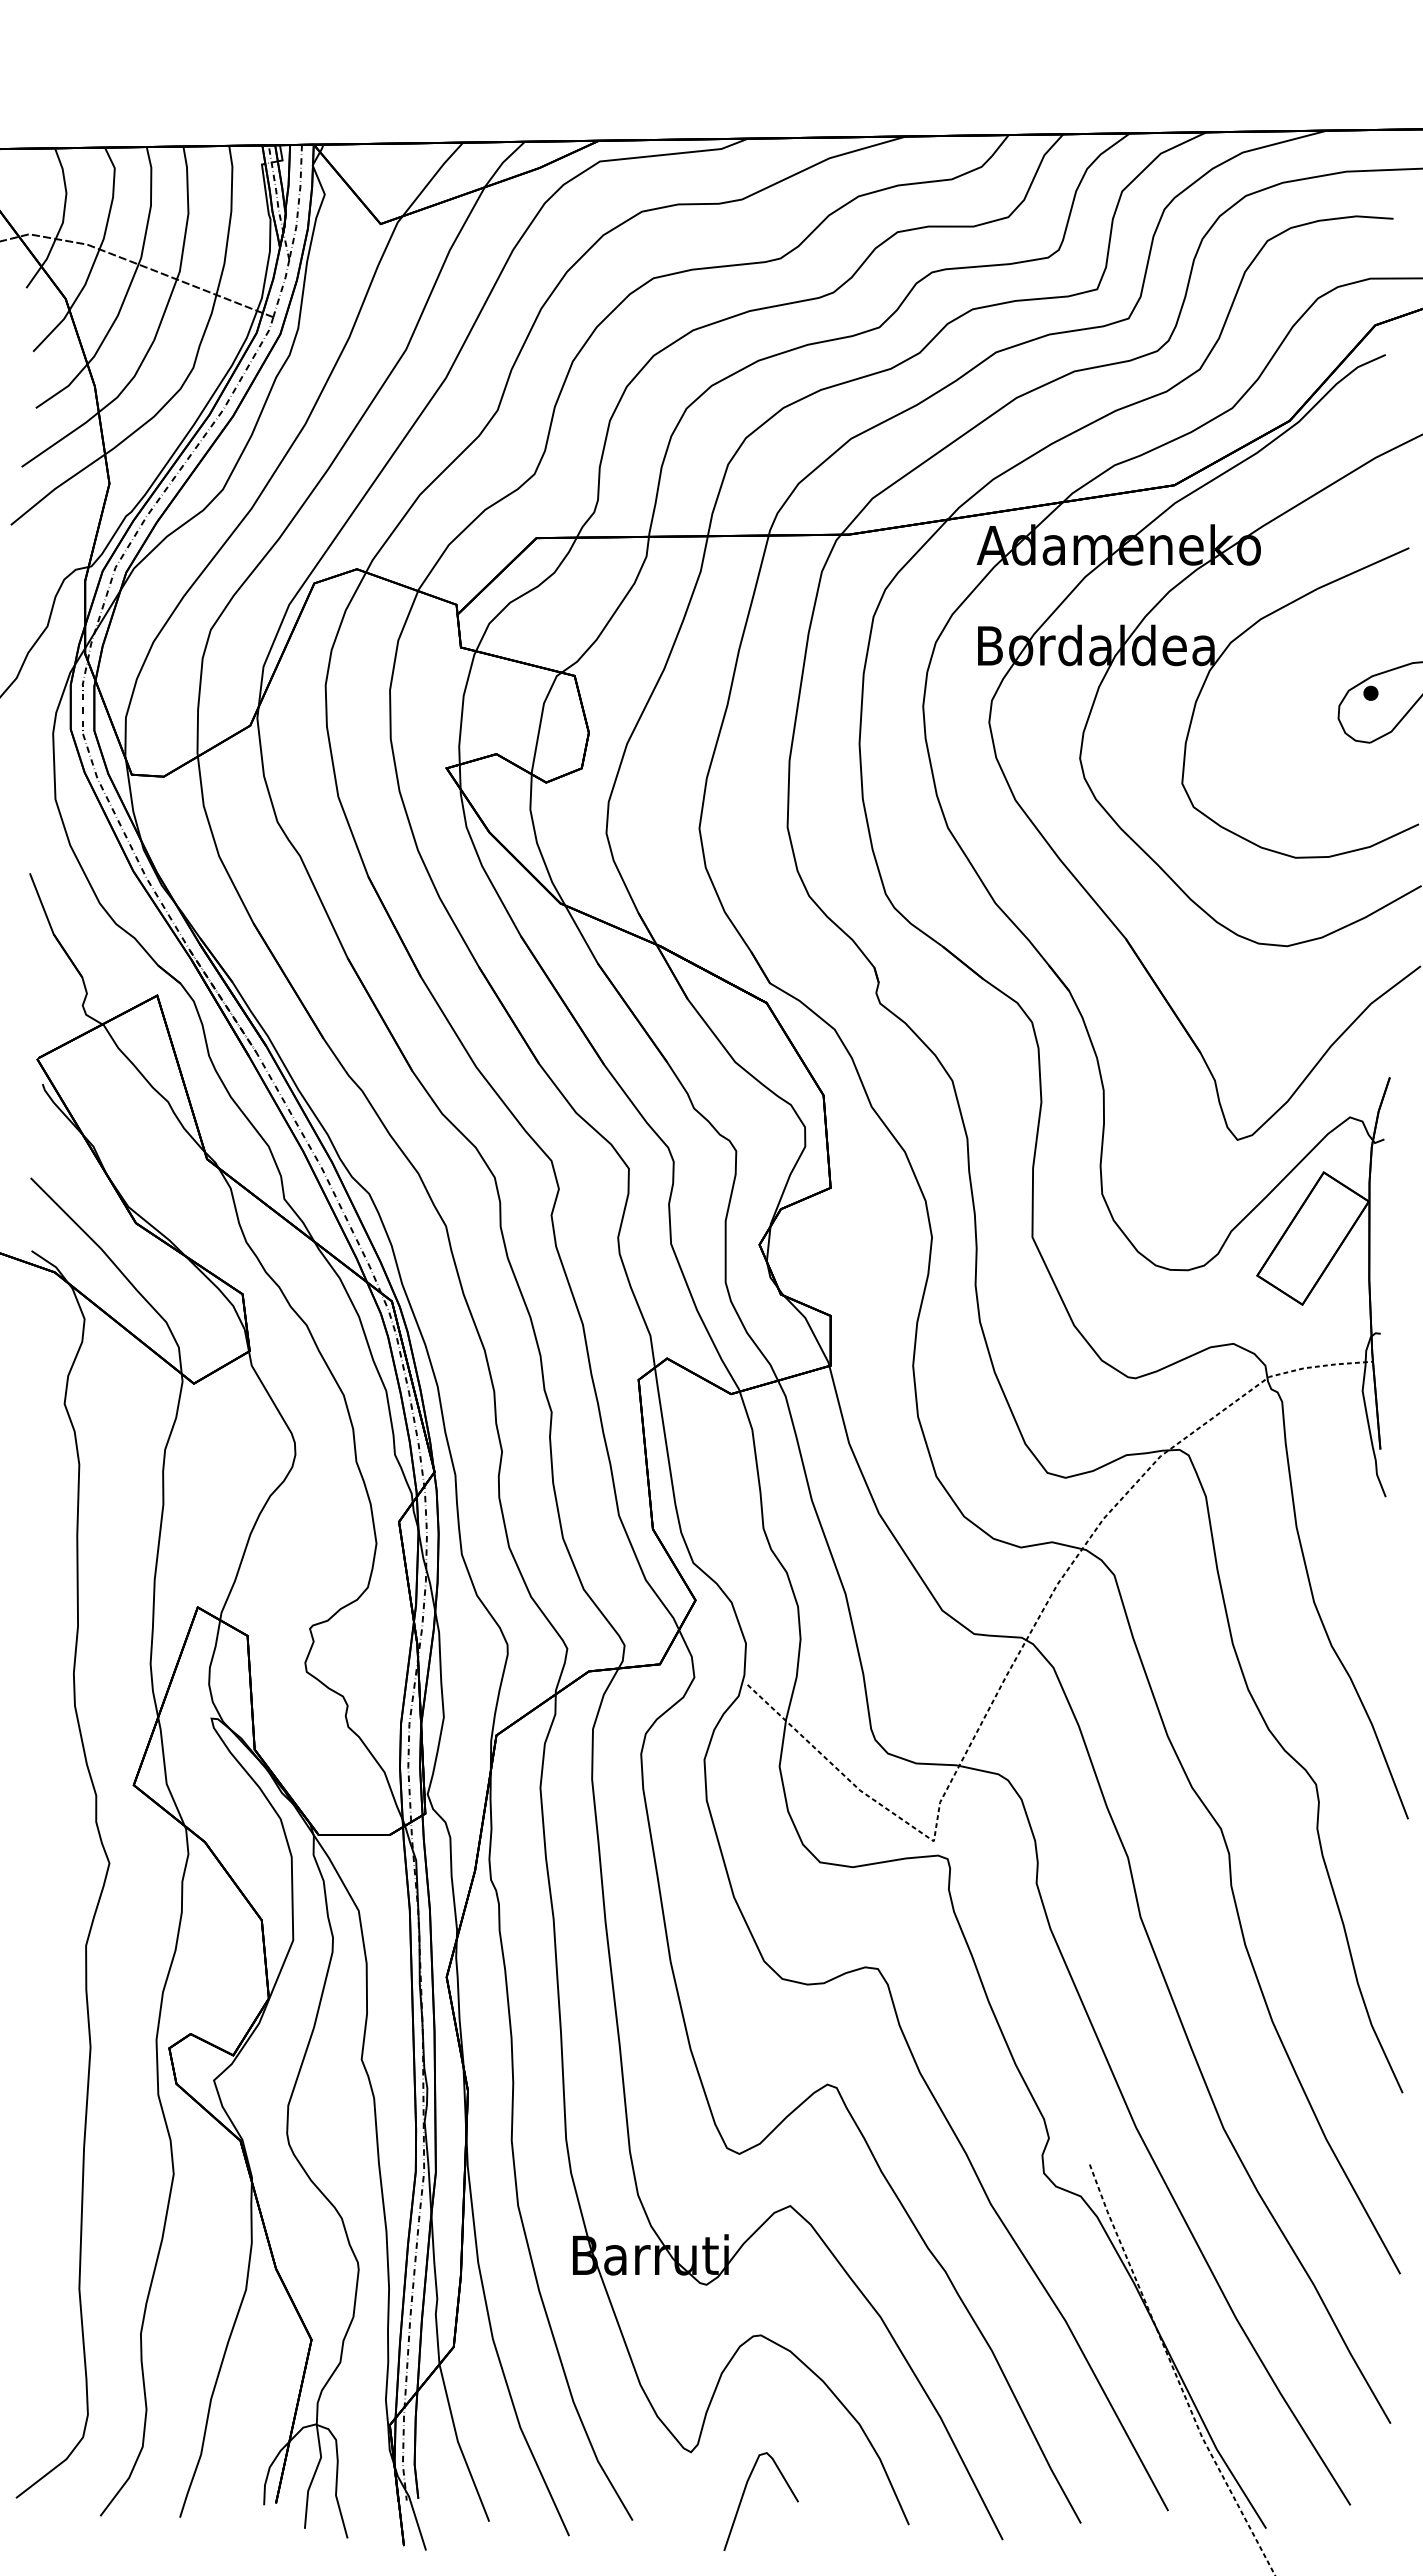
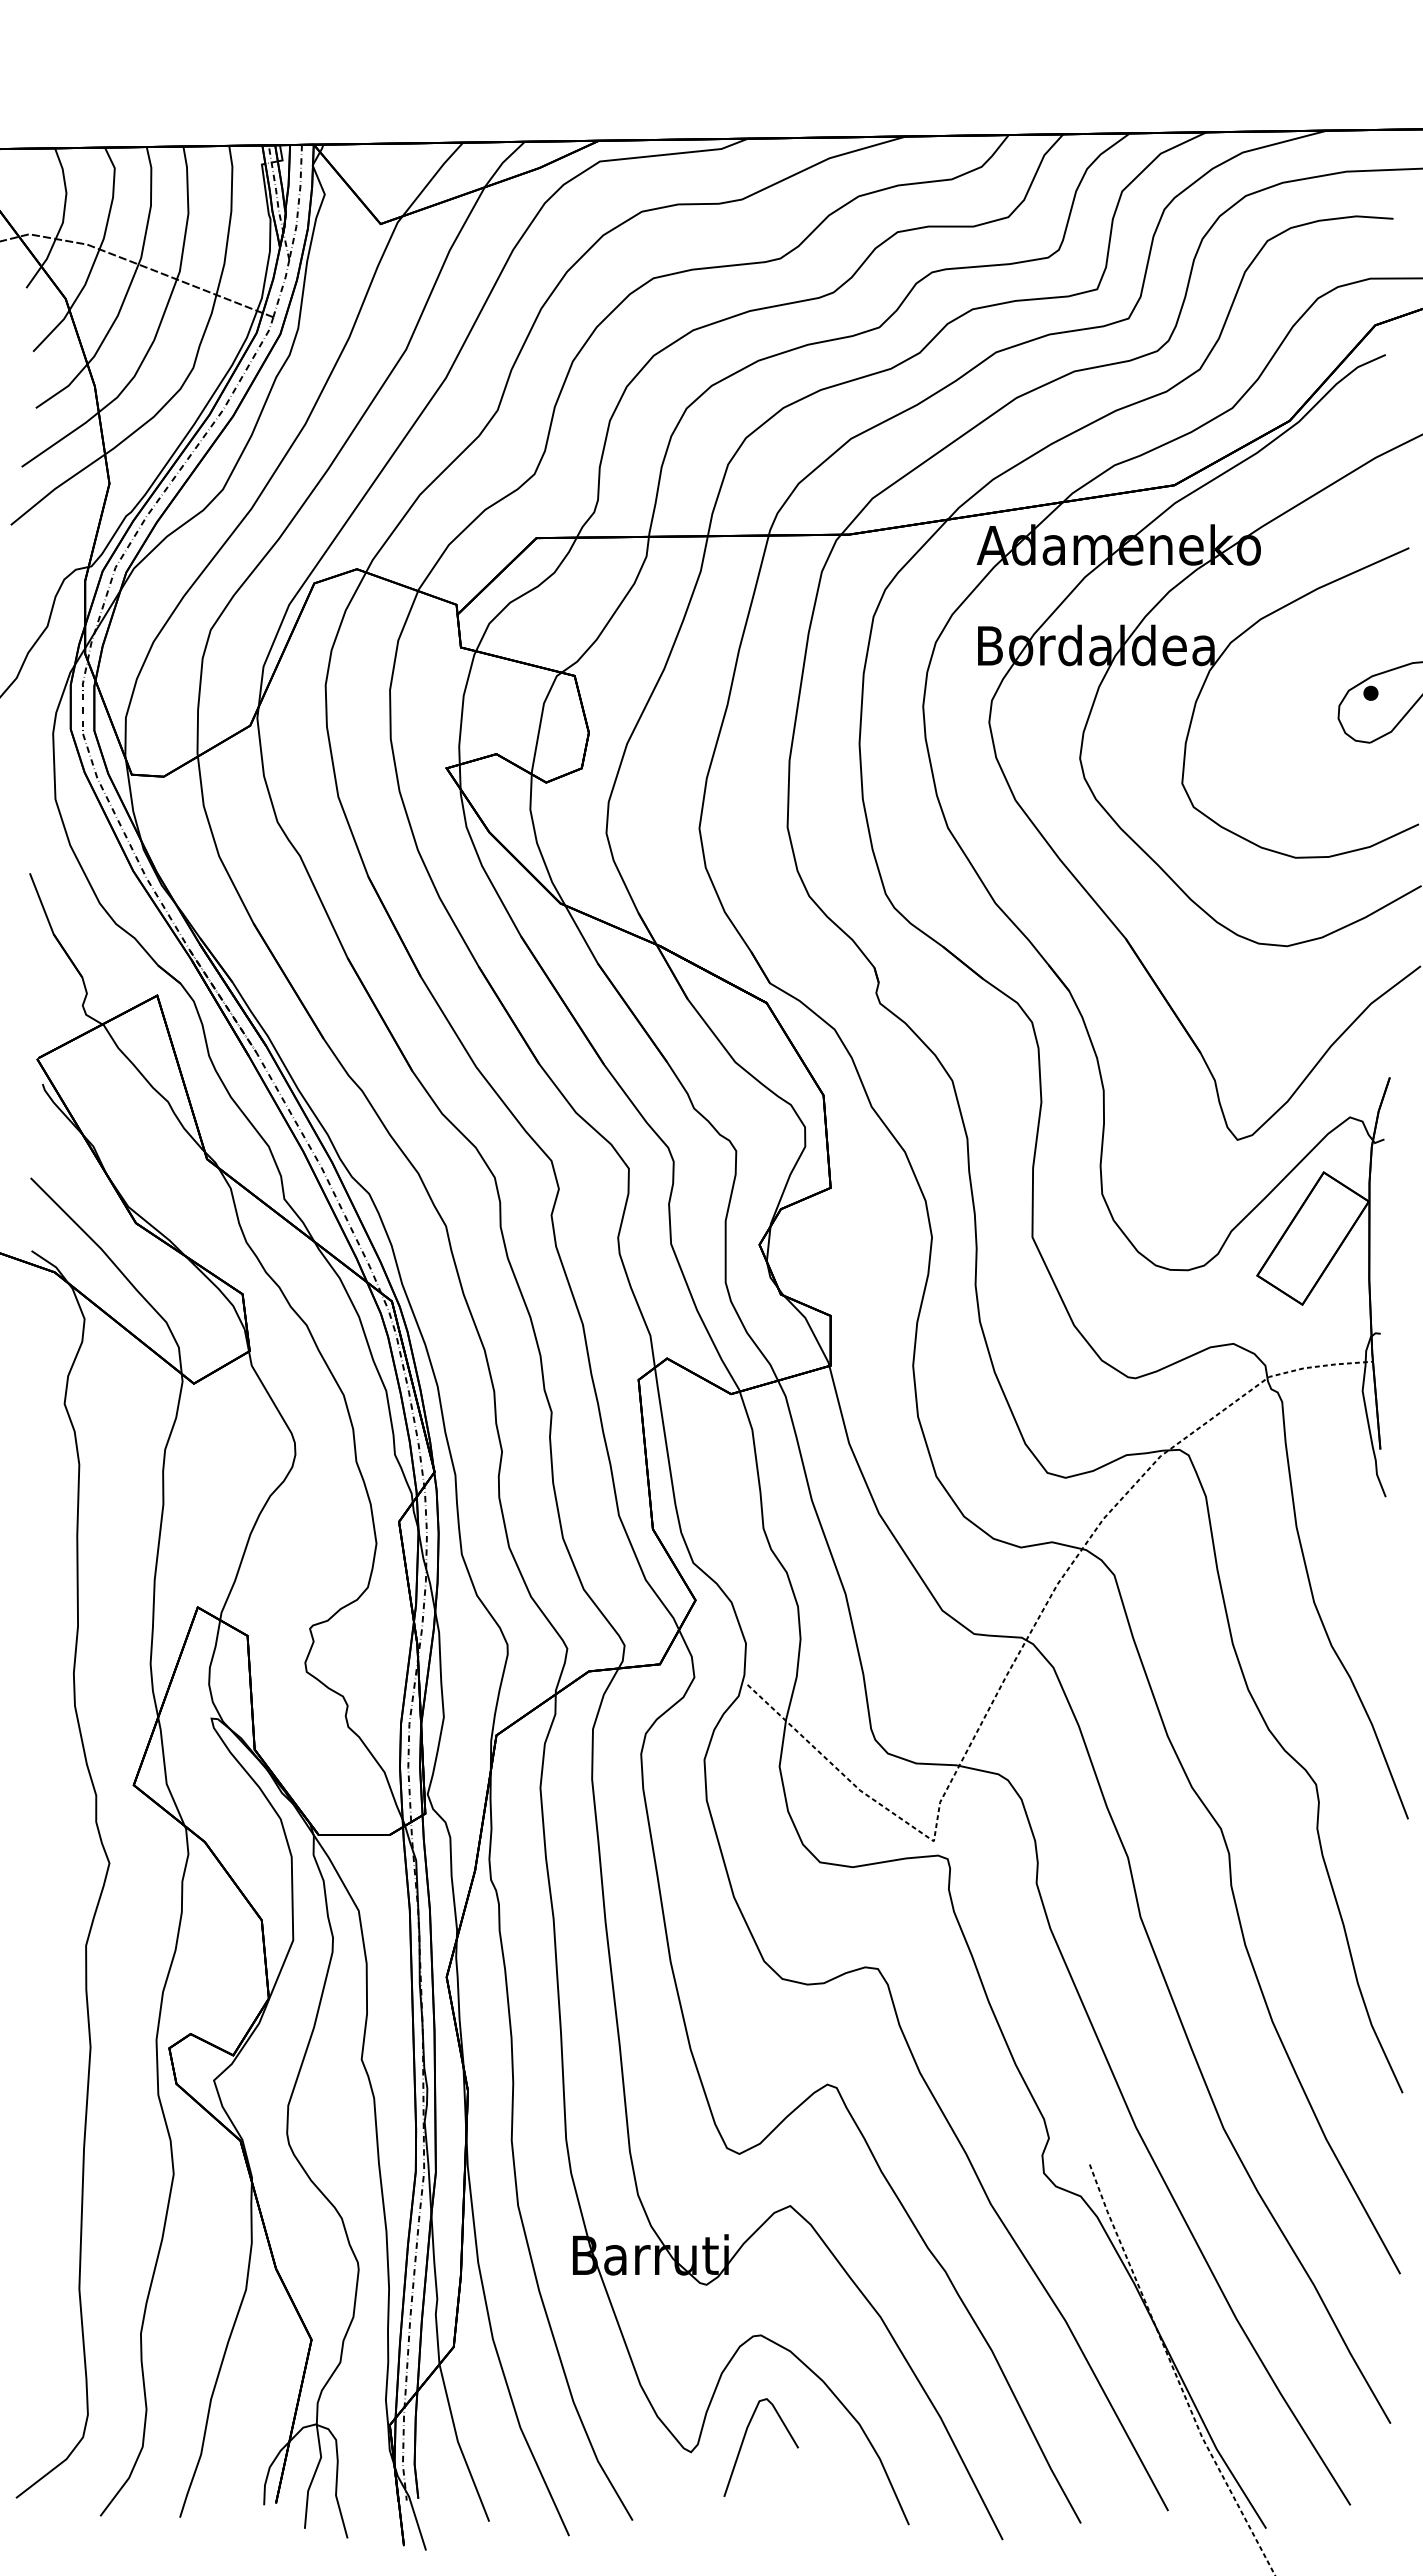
curve position: (743, 2496) -> (743, 2442) (743, 2442)
